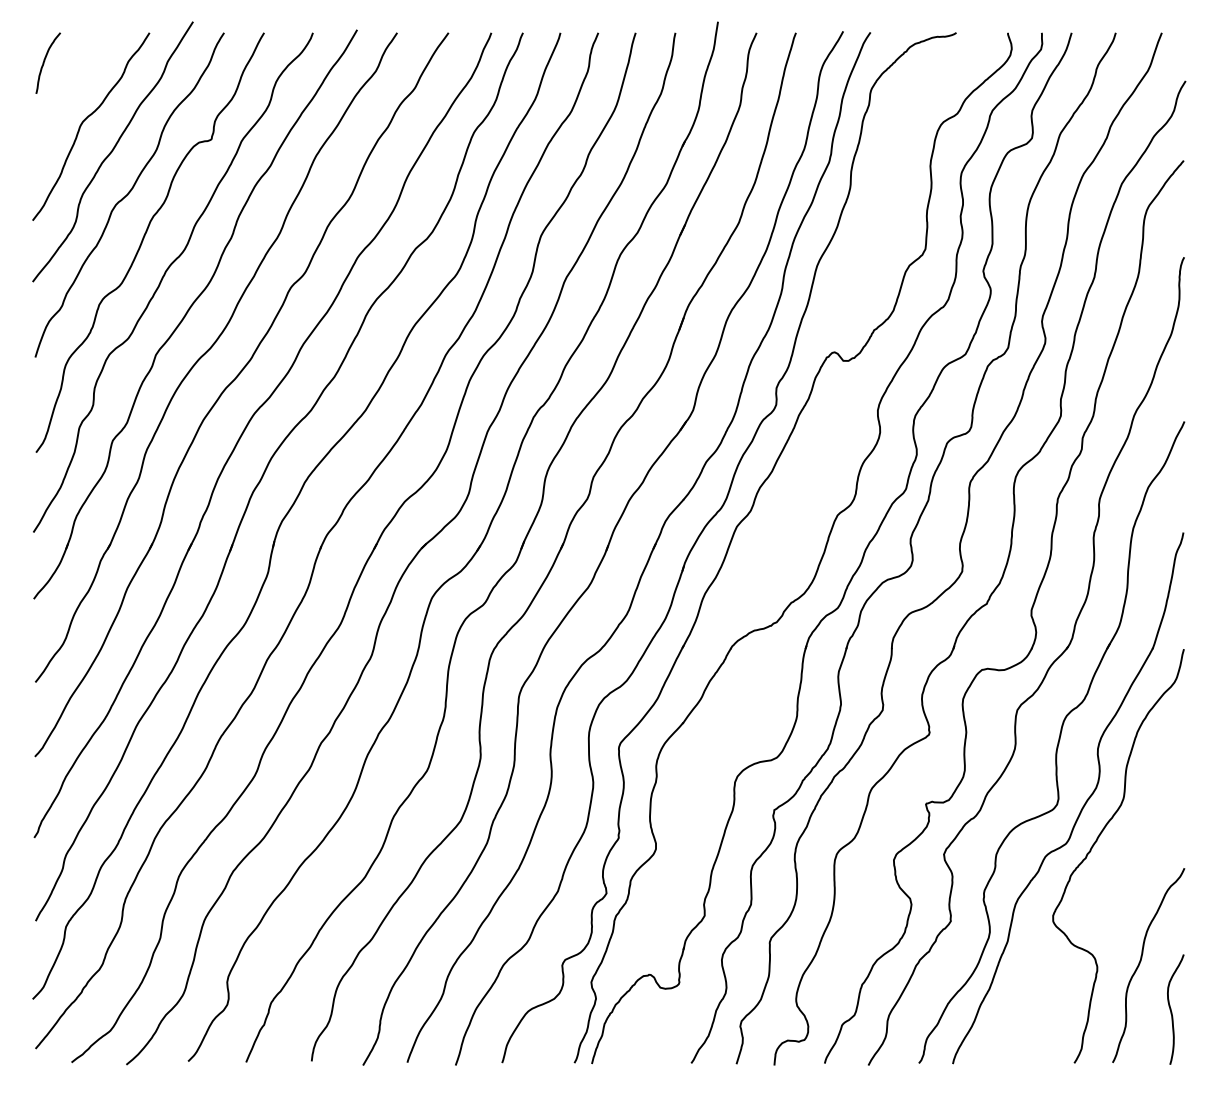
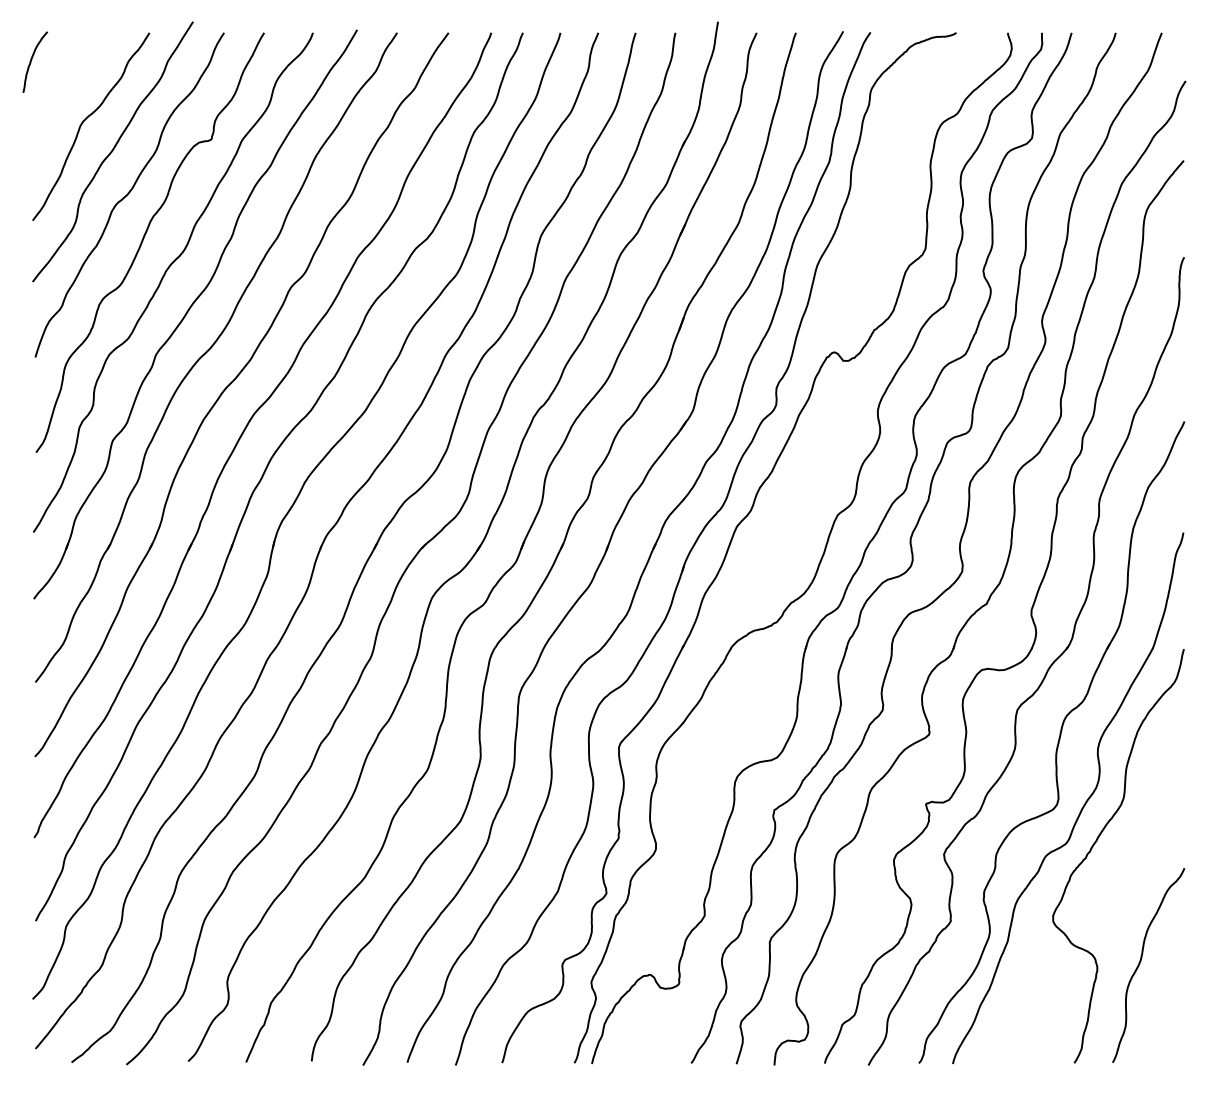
curve position: (45, 61) -> (32, 60) (32, 60)
curve: present -> none (1171, 1009)
